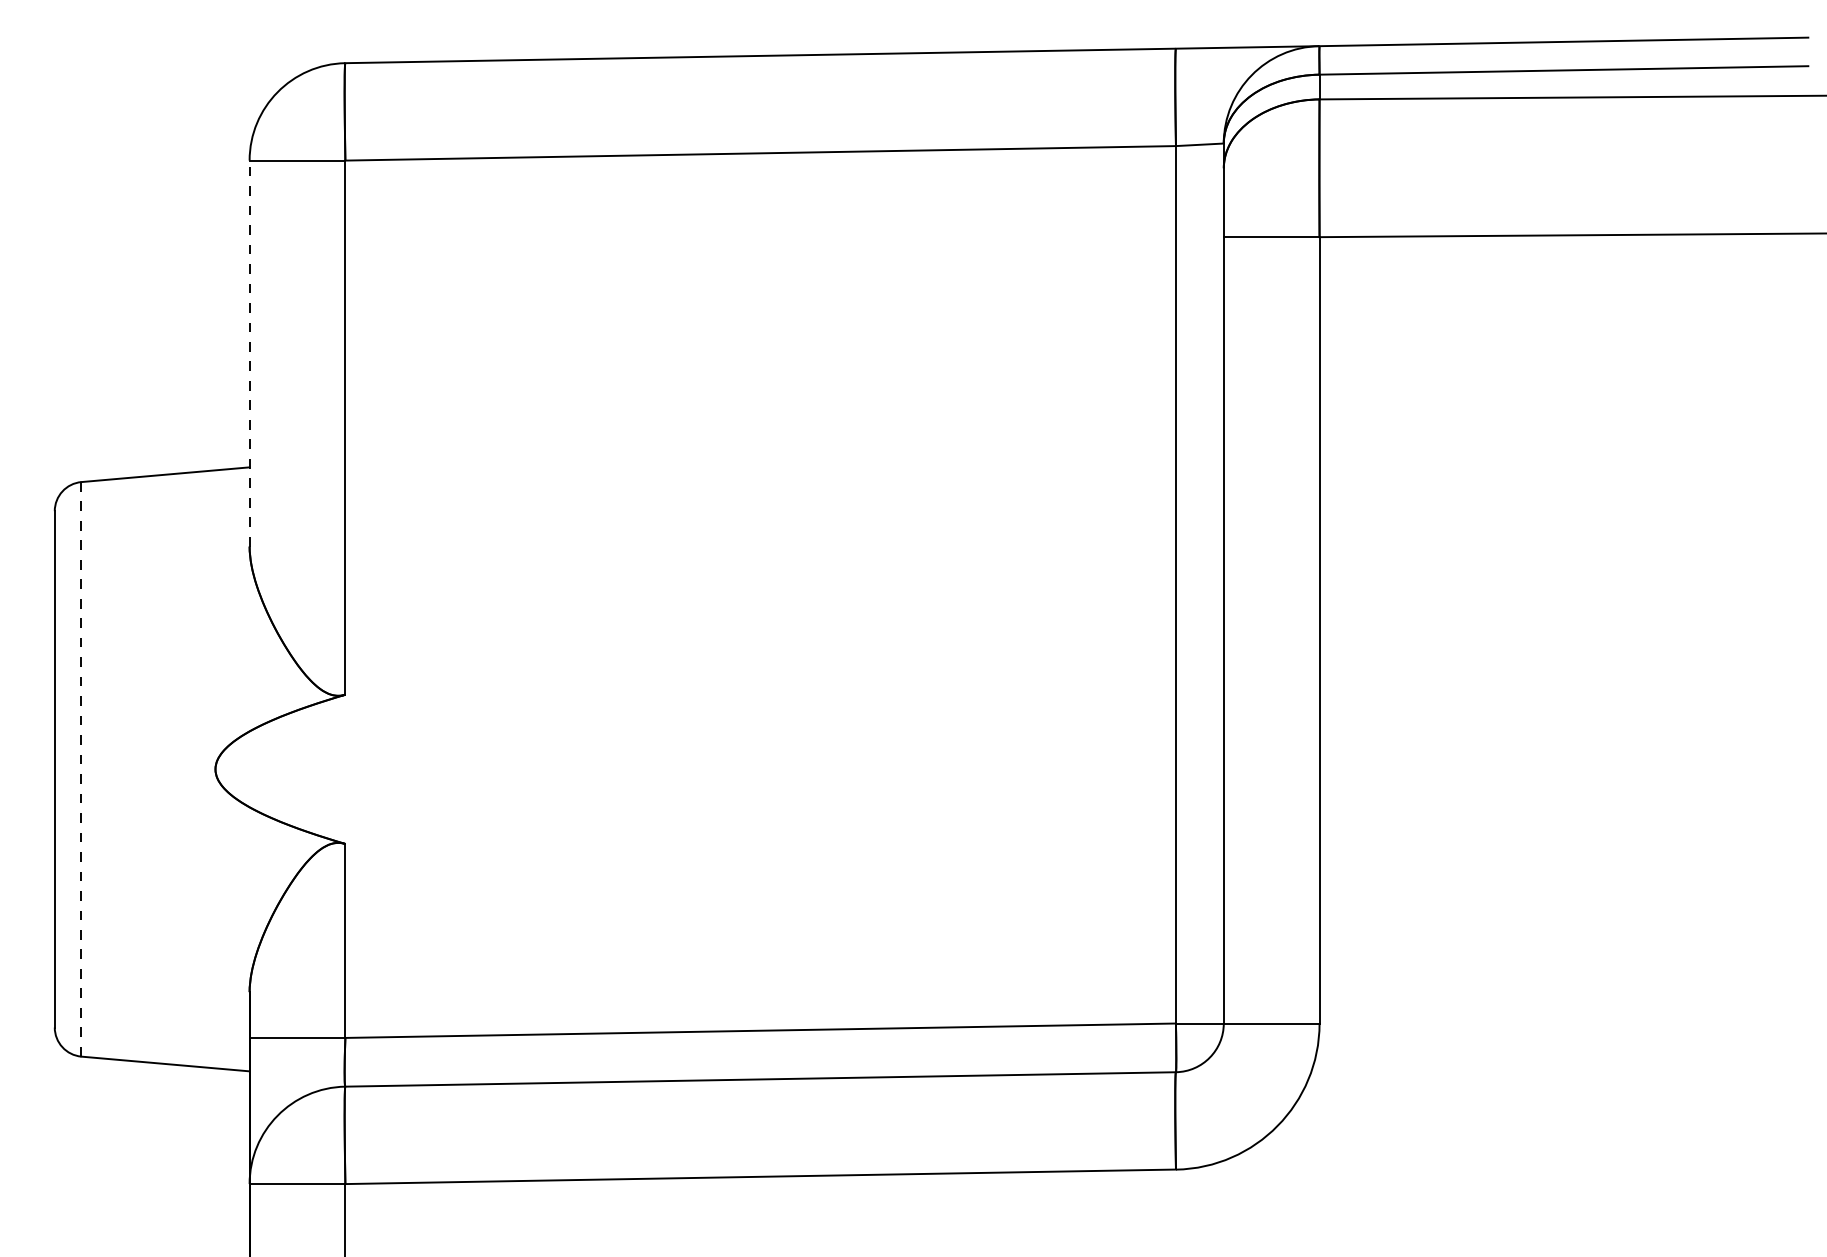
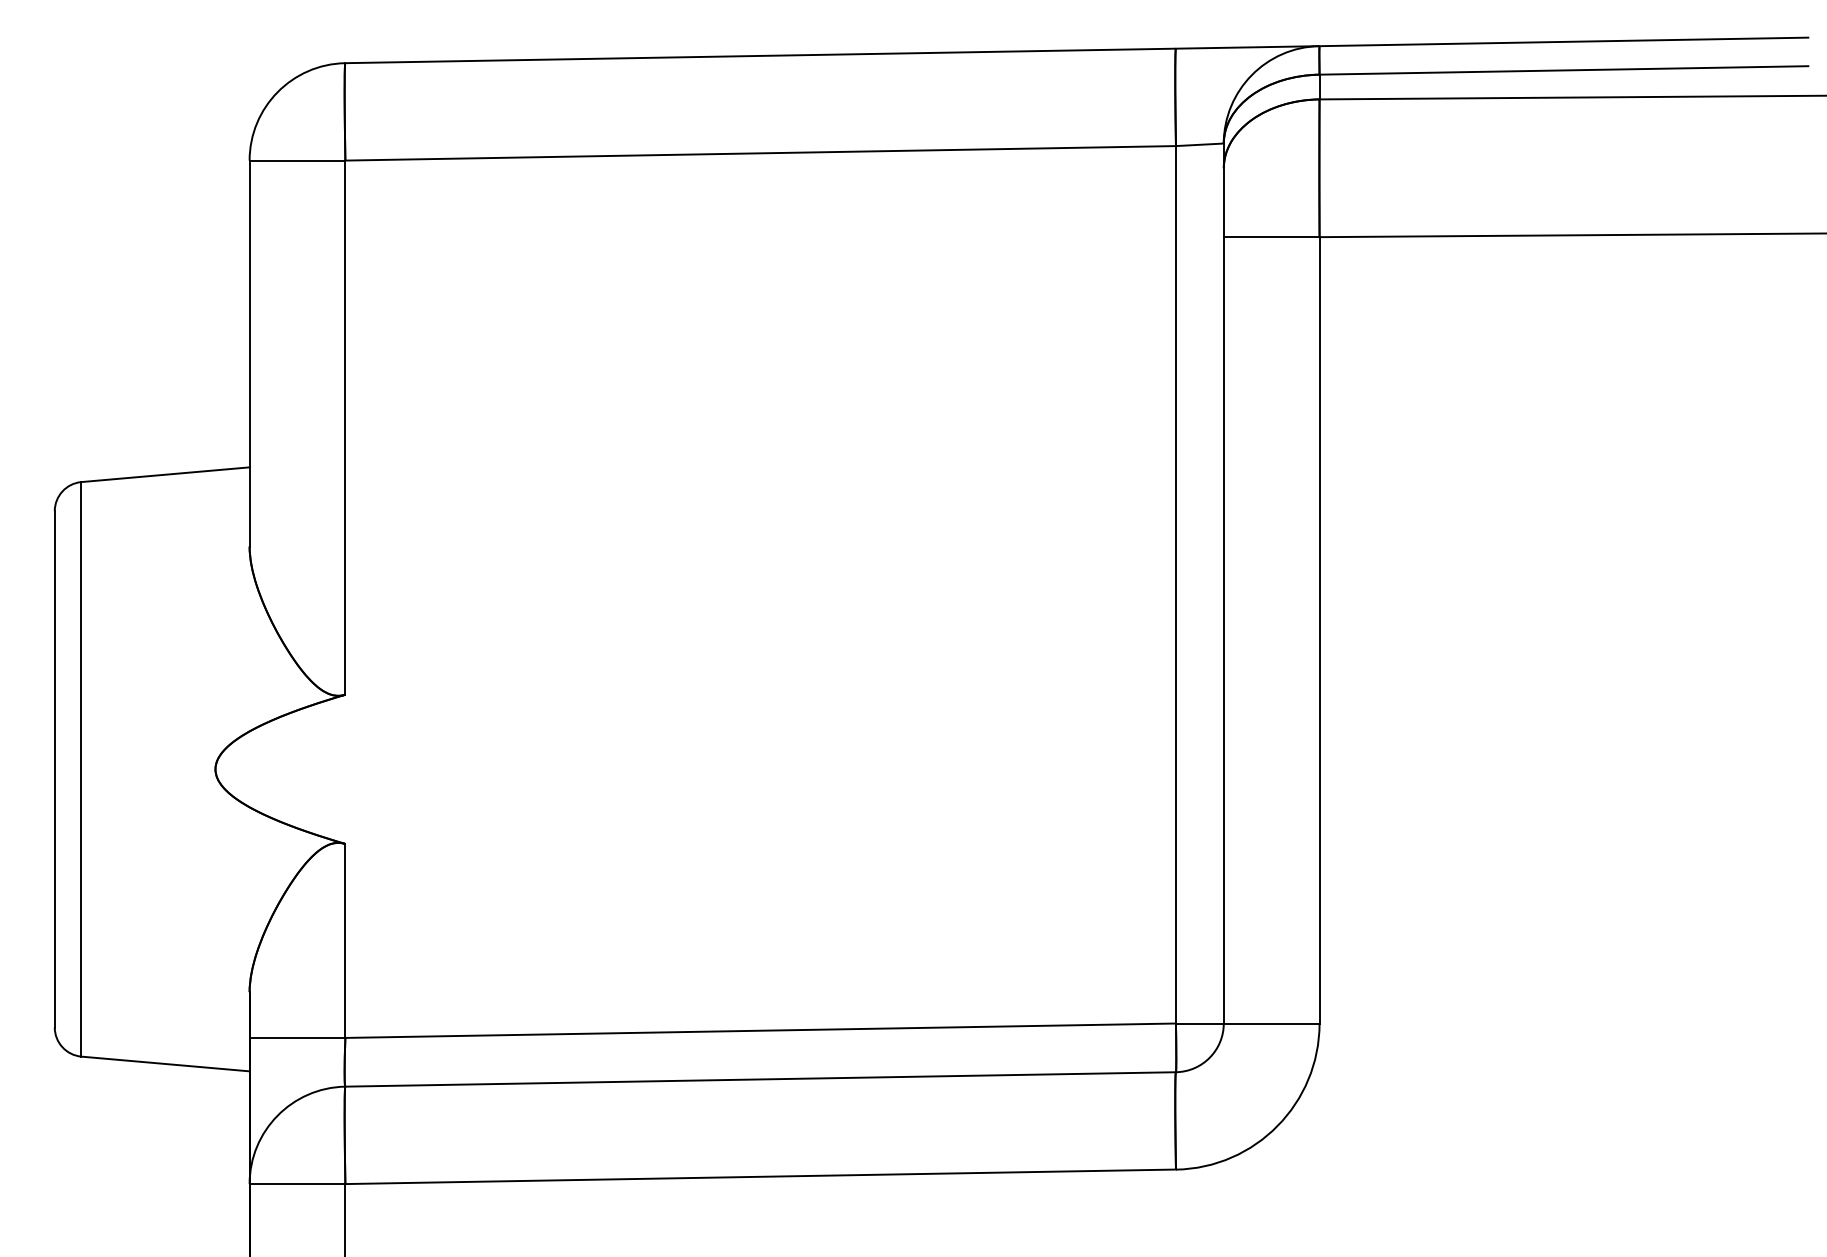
line: dashed -> solid (249, 353)
line: dashed -> solid (81, 768)
